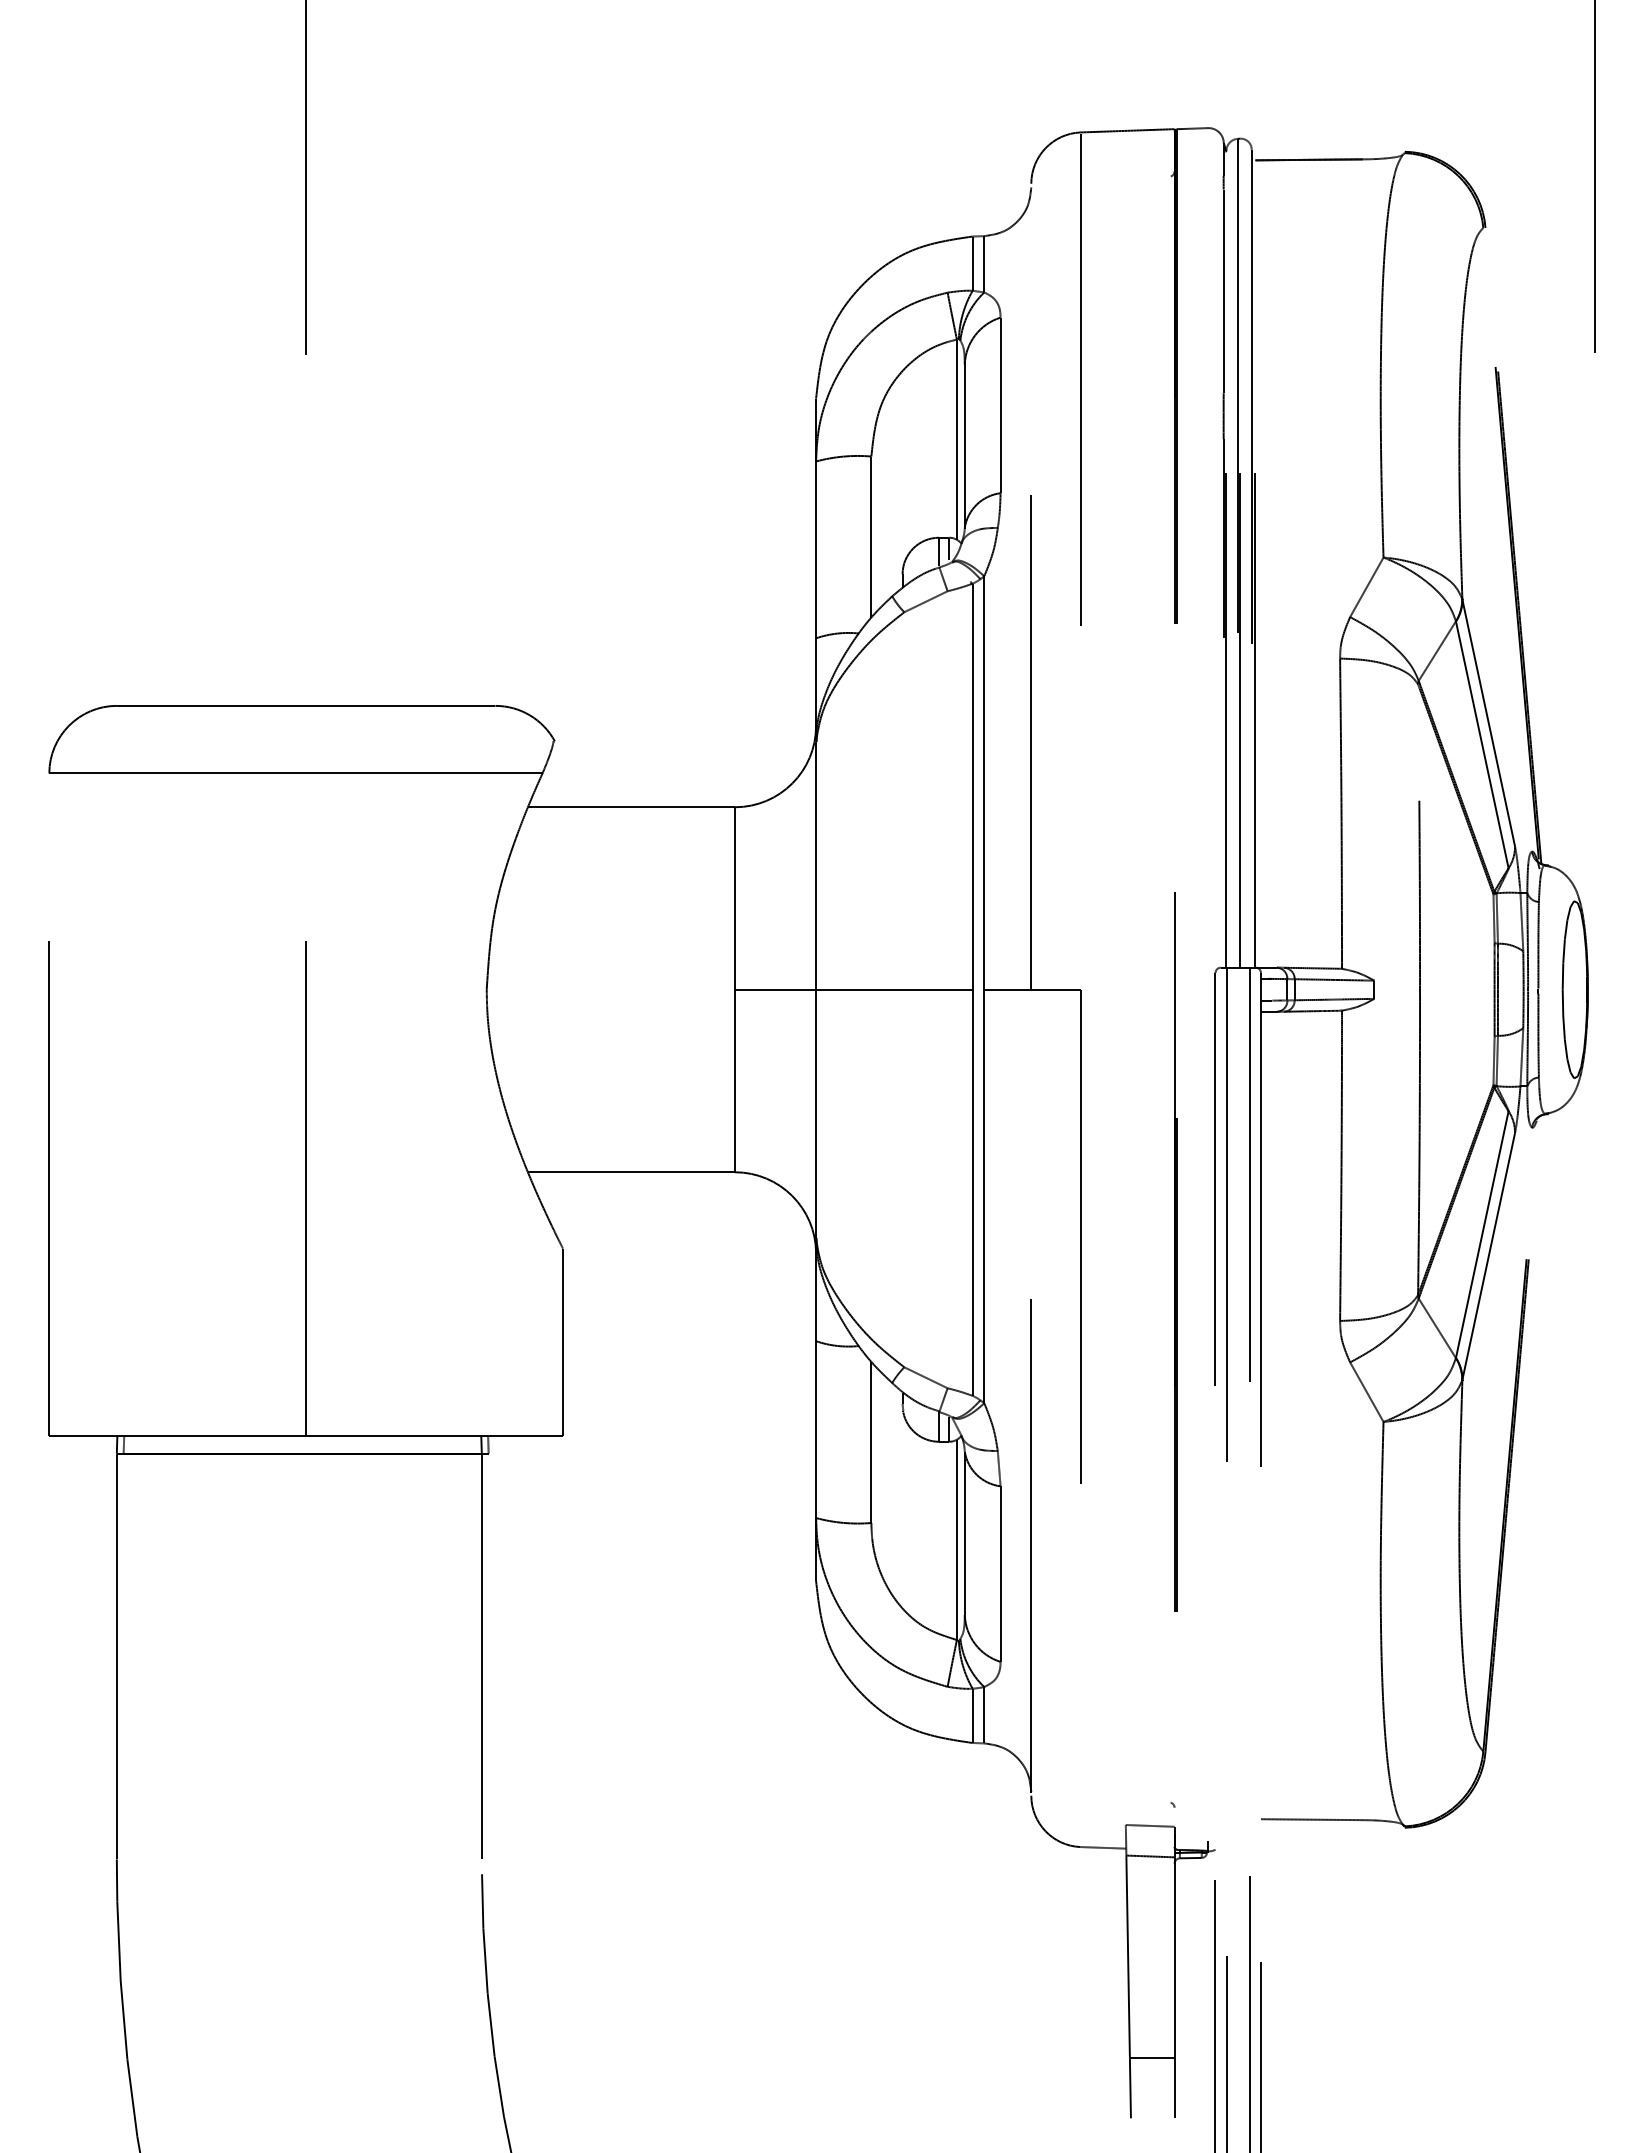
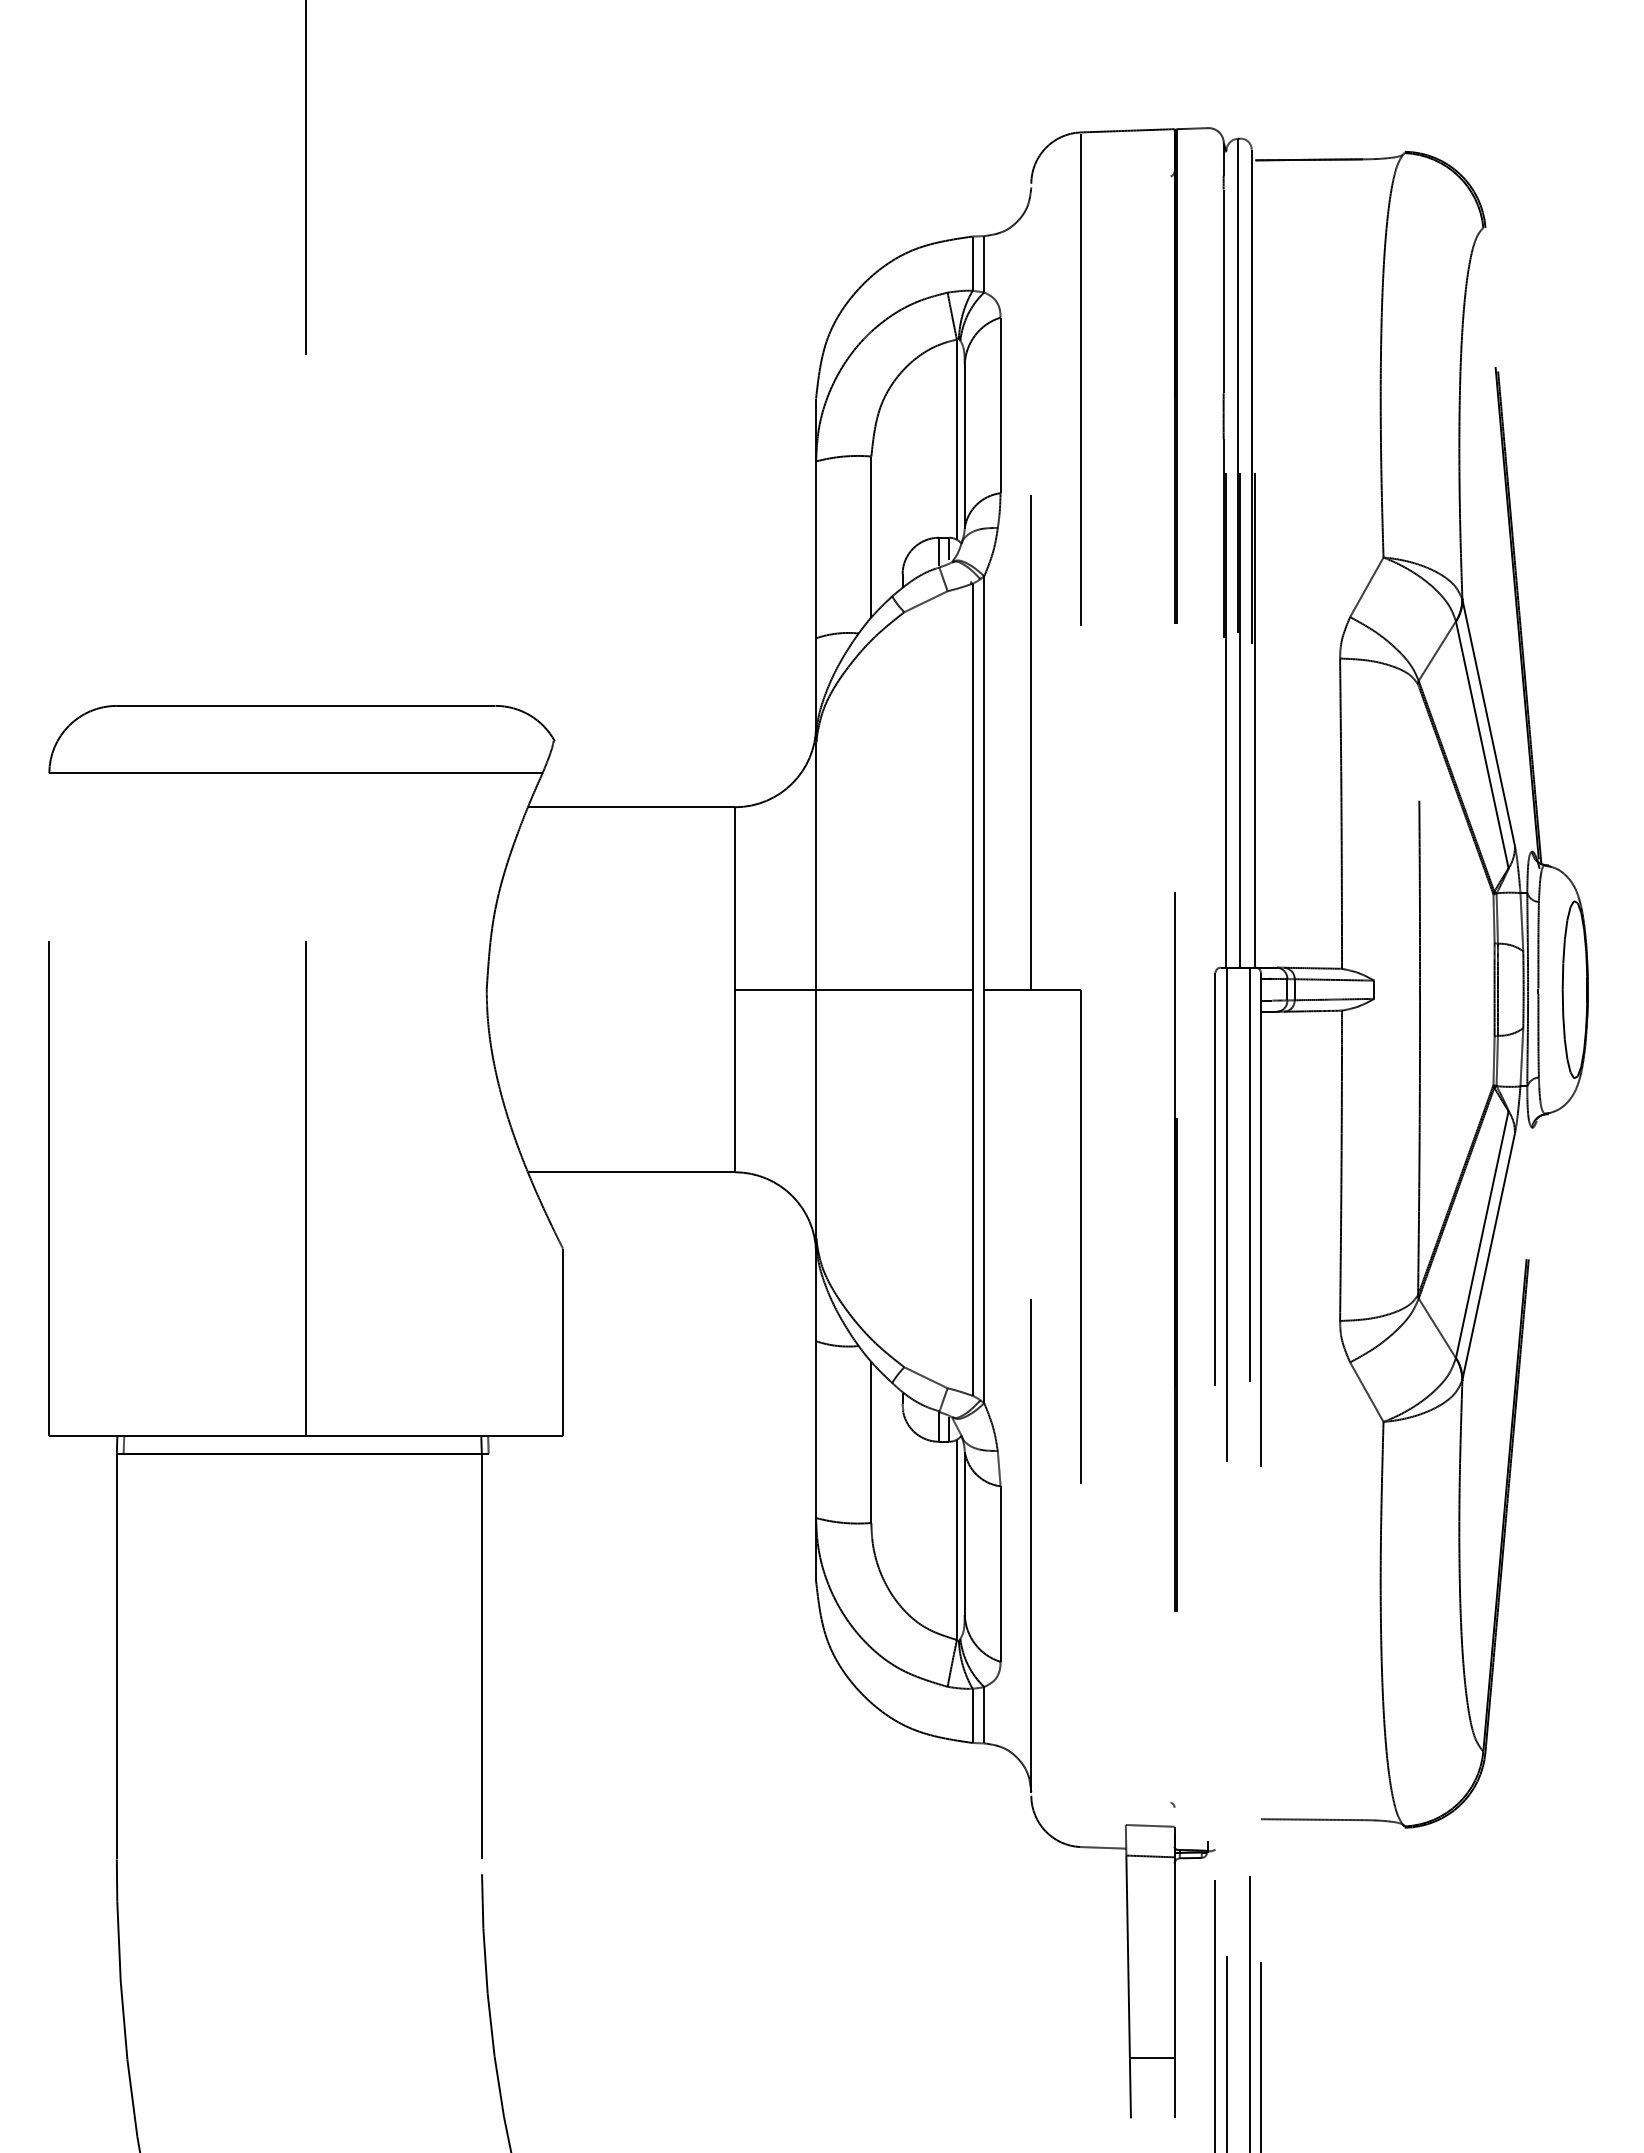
line: present -> none (1594, 176)
